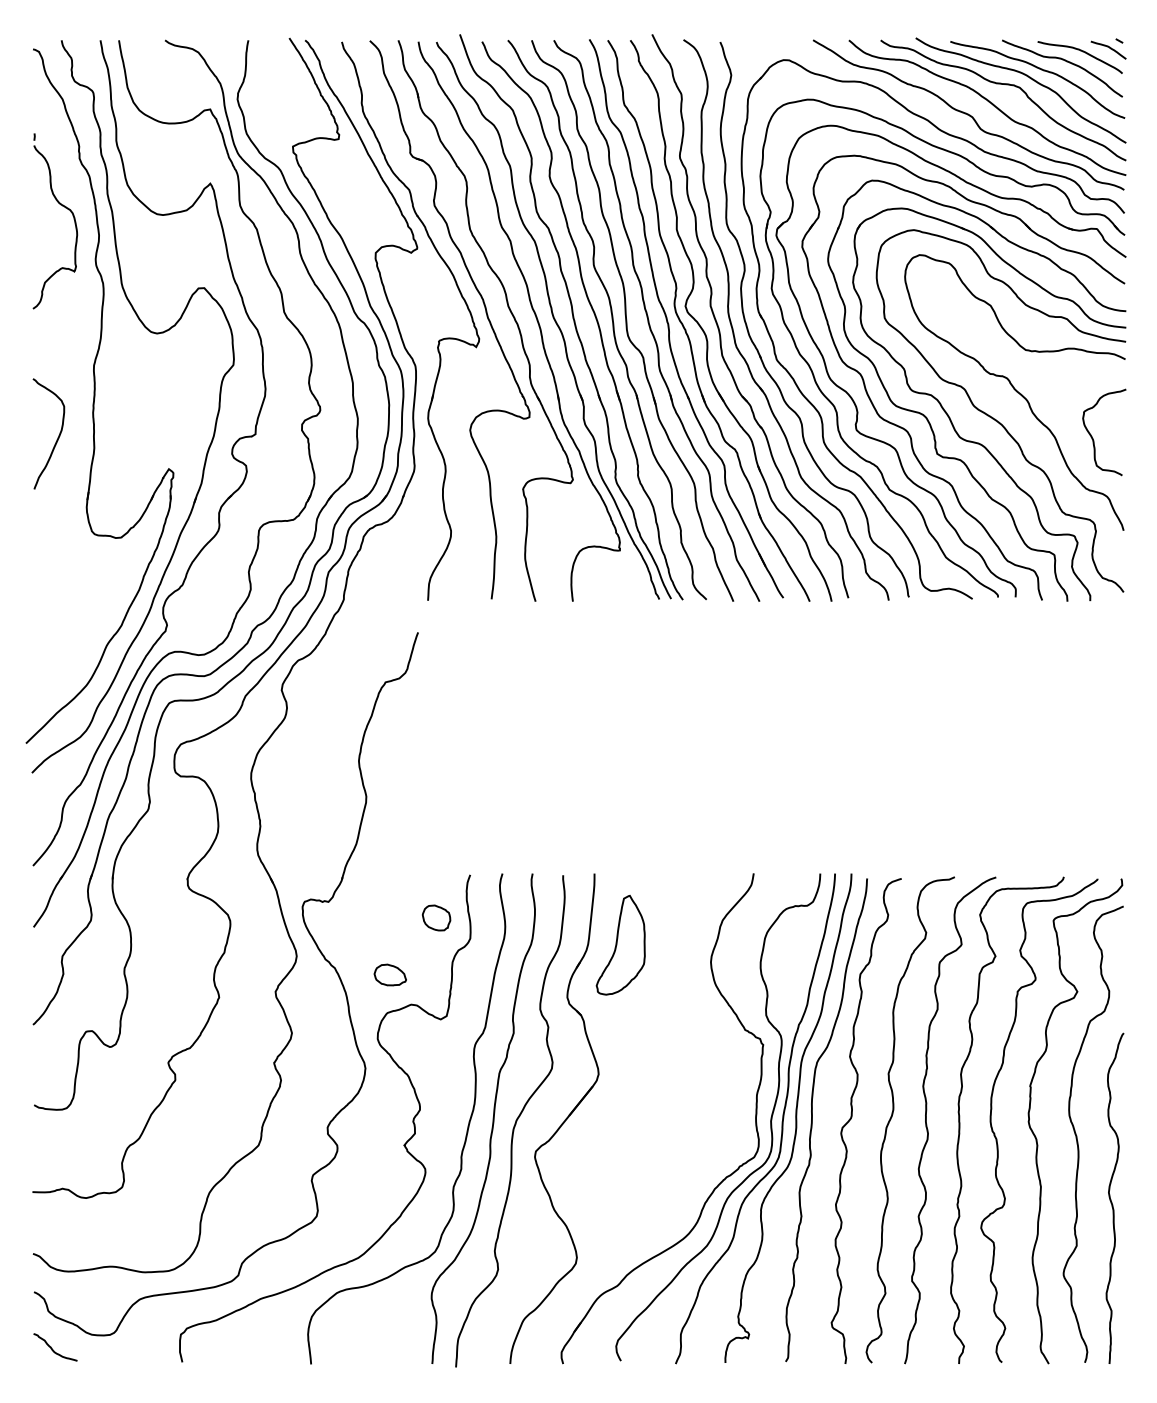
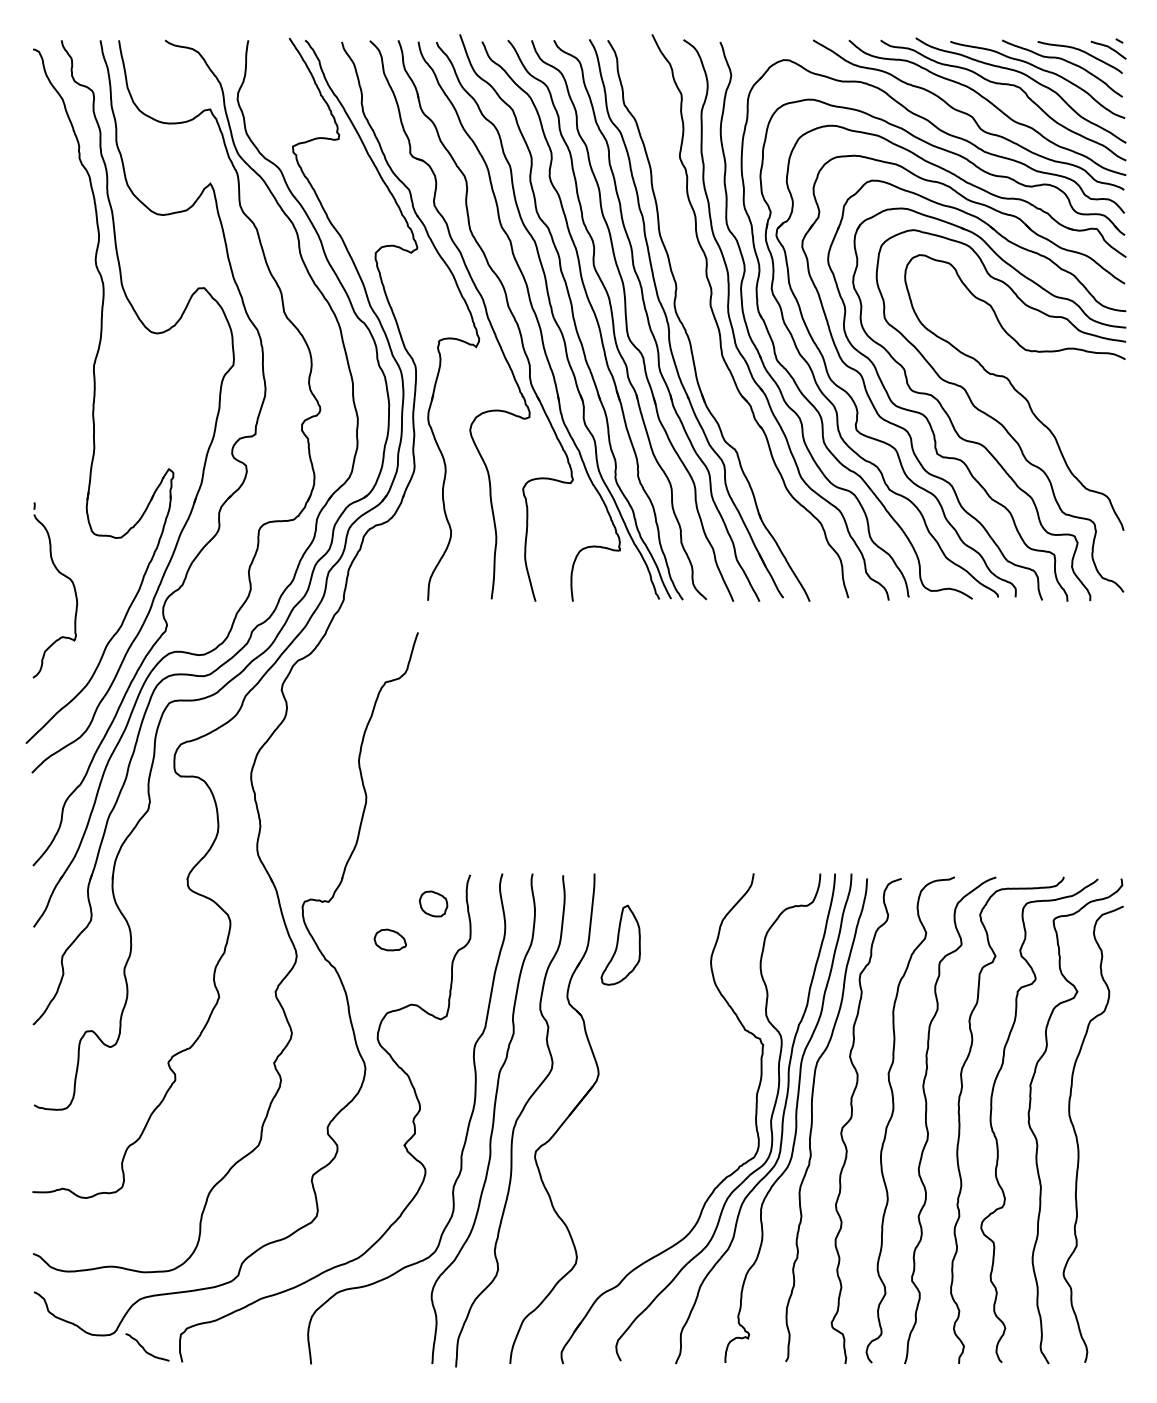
part position: (65, 208) -> (65, 577) (65, 577)
part: present -> none (705, 332)
curve: present -> none (57, 437)
curve: present -> none (1093, 438)
part position: (436, 917) -> (433, 903) (433, 903)
part size: 51x101 px -> 41x82 px (620, 944)
part position: (389, 974) -> (389, 939) (389, 939)
curve: present -> none (1111, 1199)
curve position: (53, 1349) -> (145, 1349) (145, 1349)
